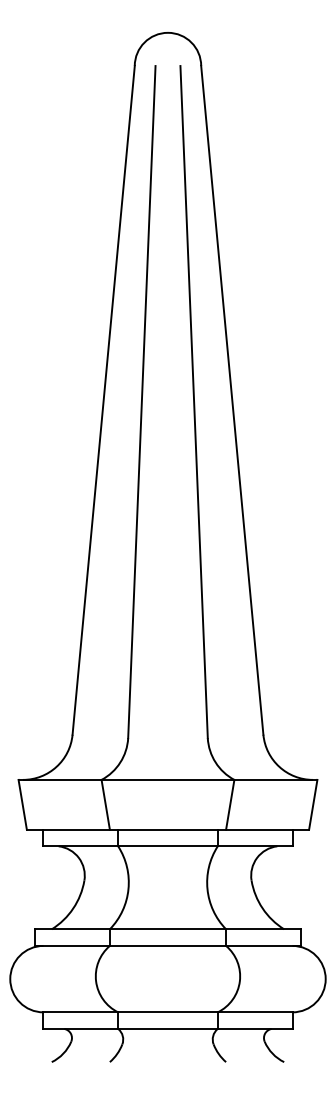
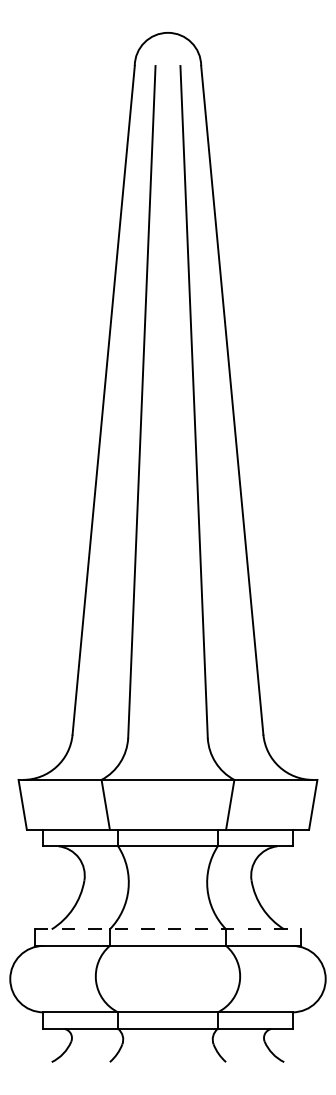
line: solid -> dashed (168, 929)
